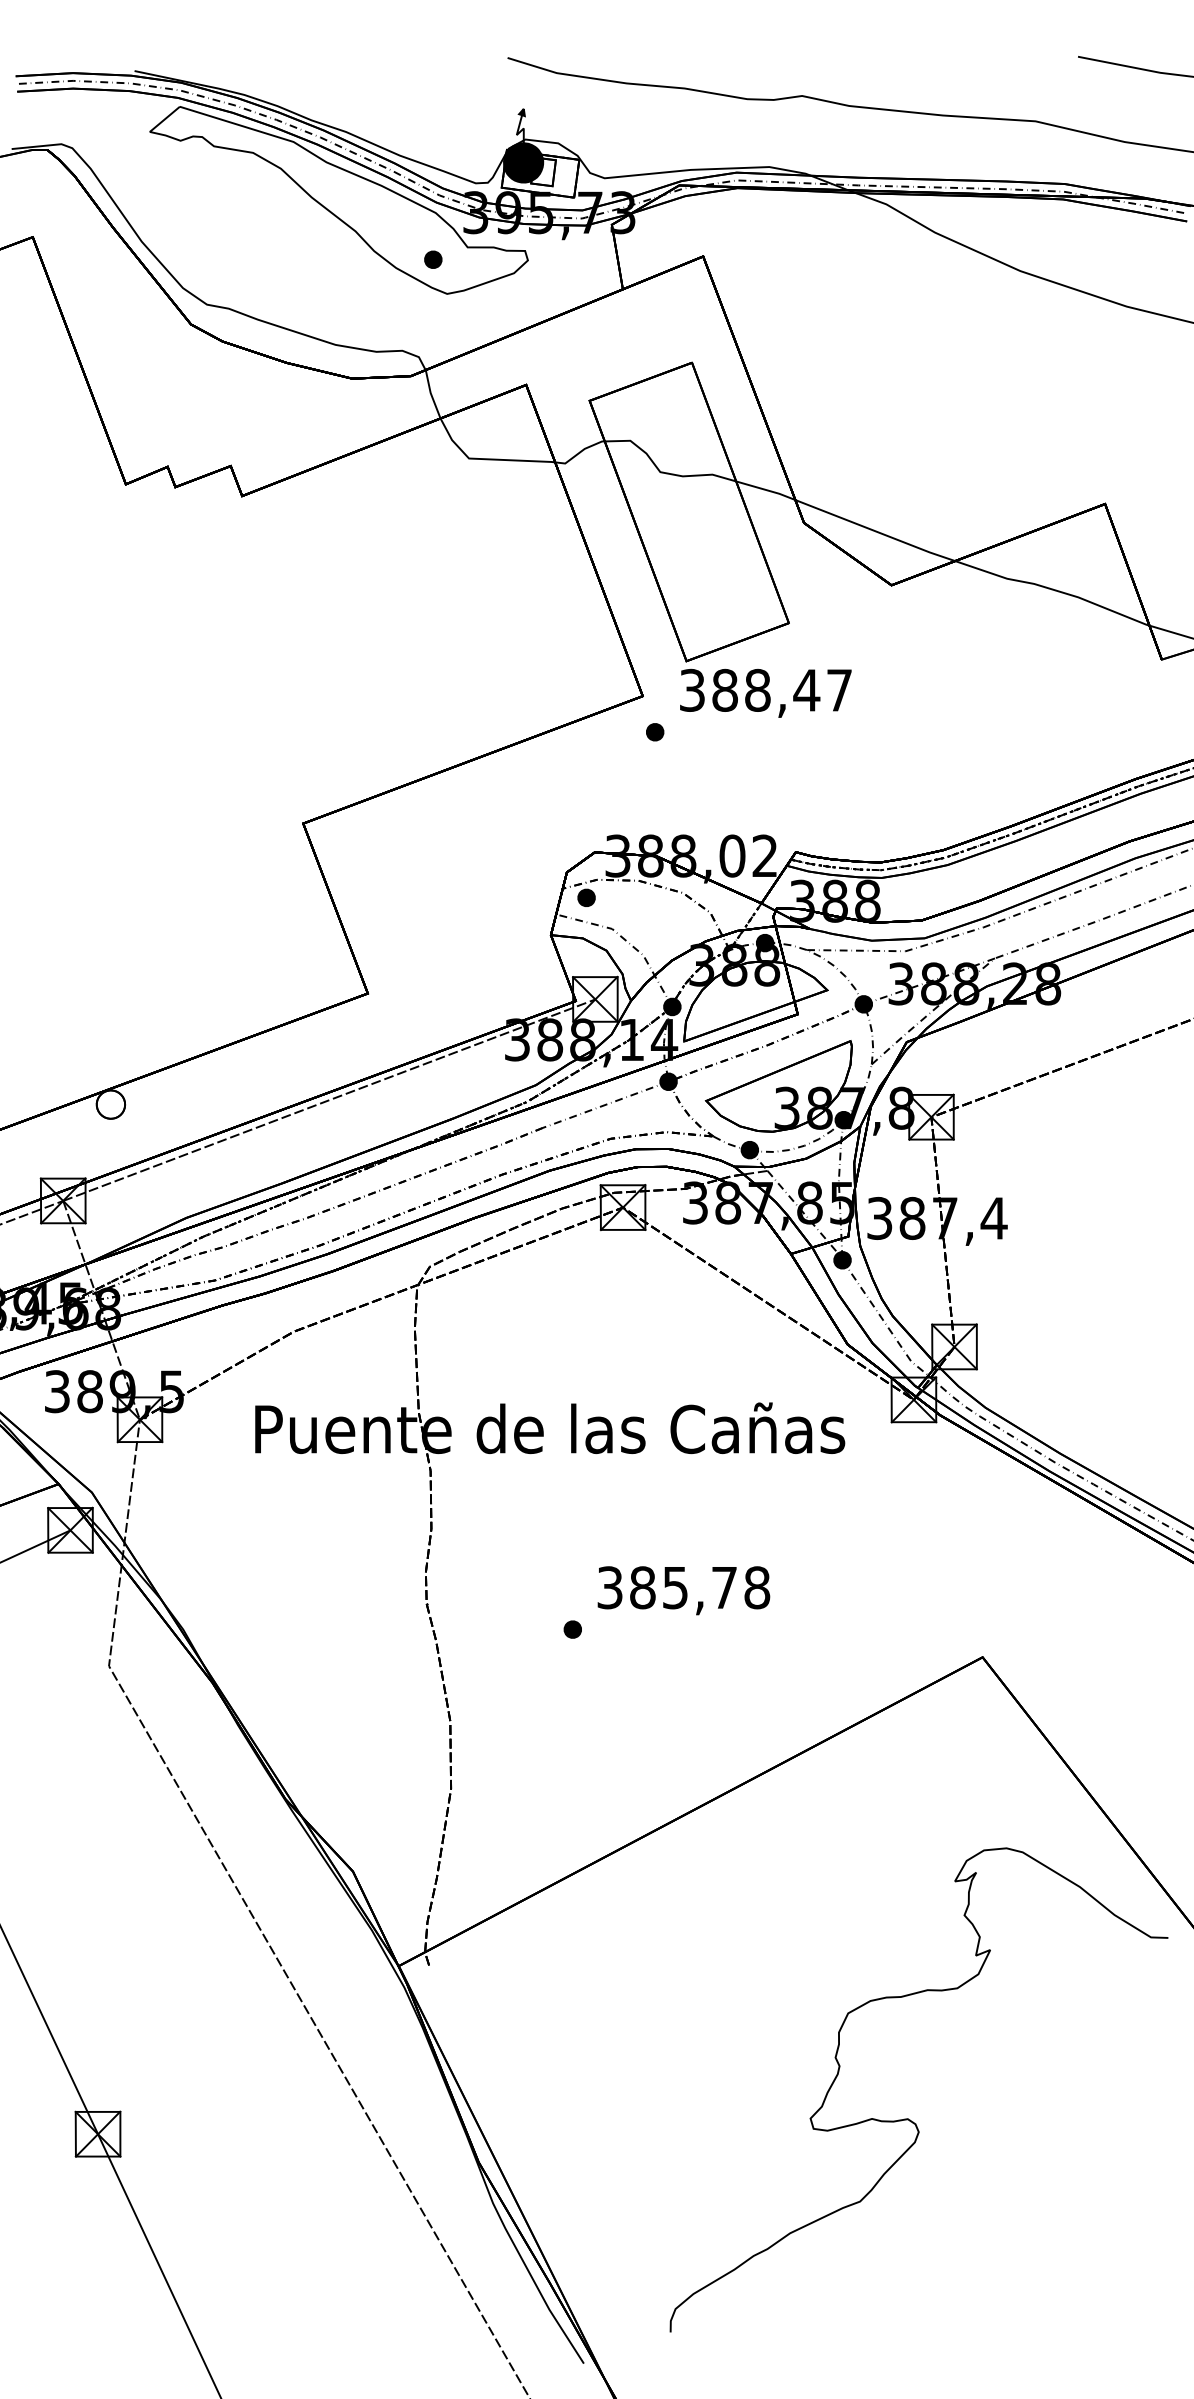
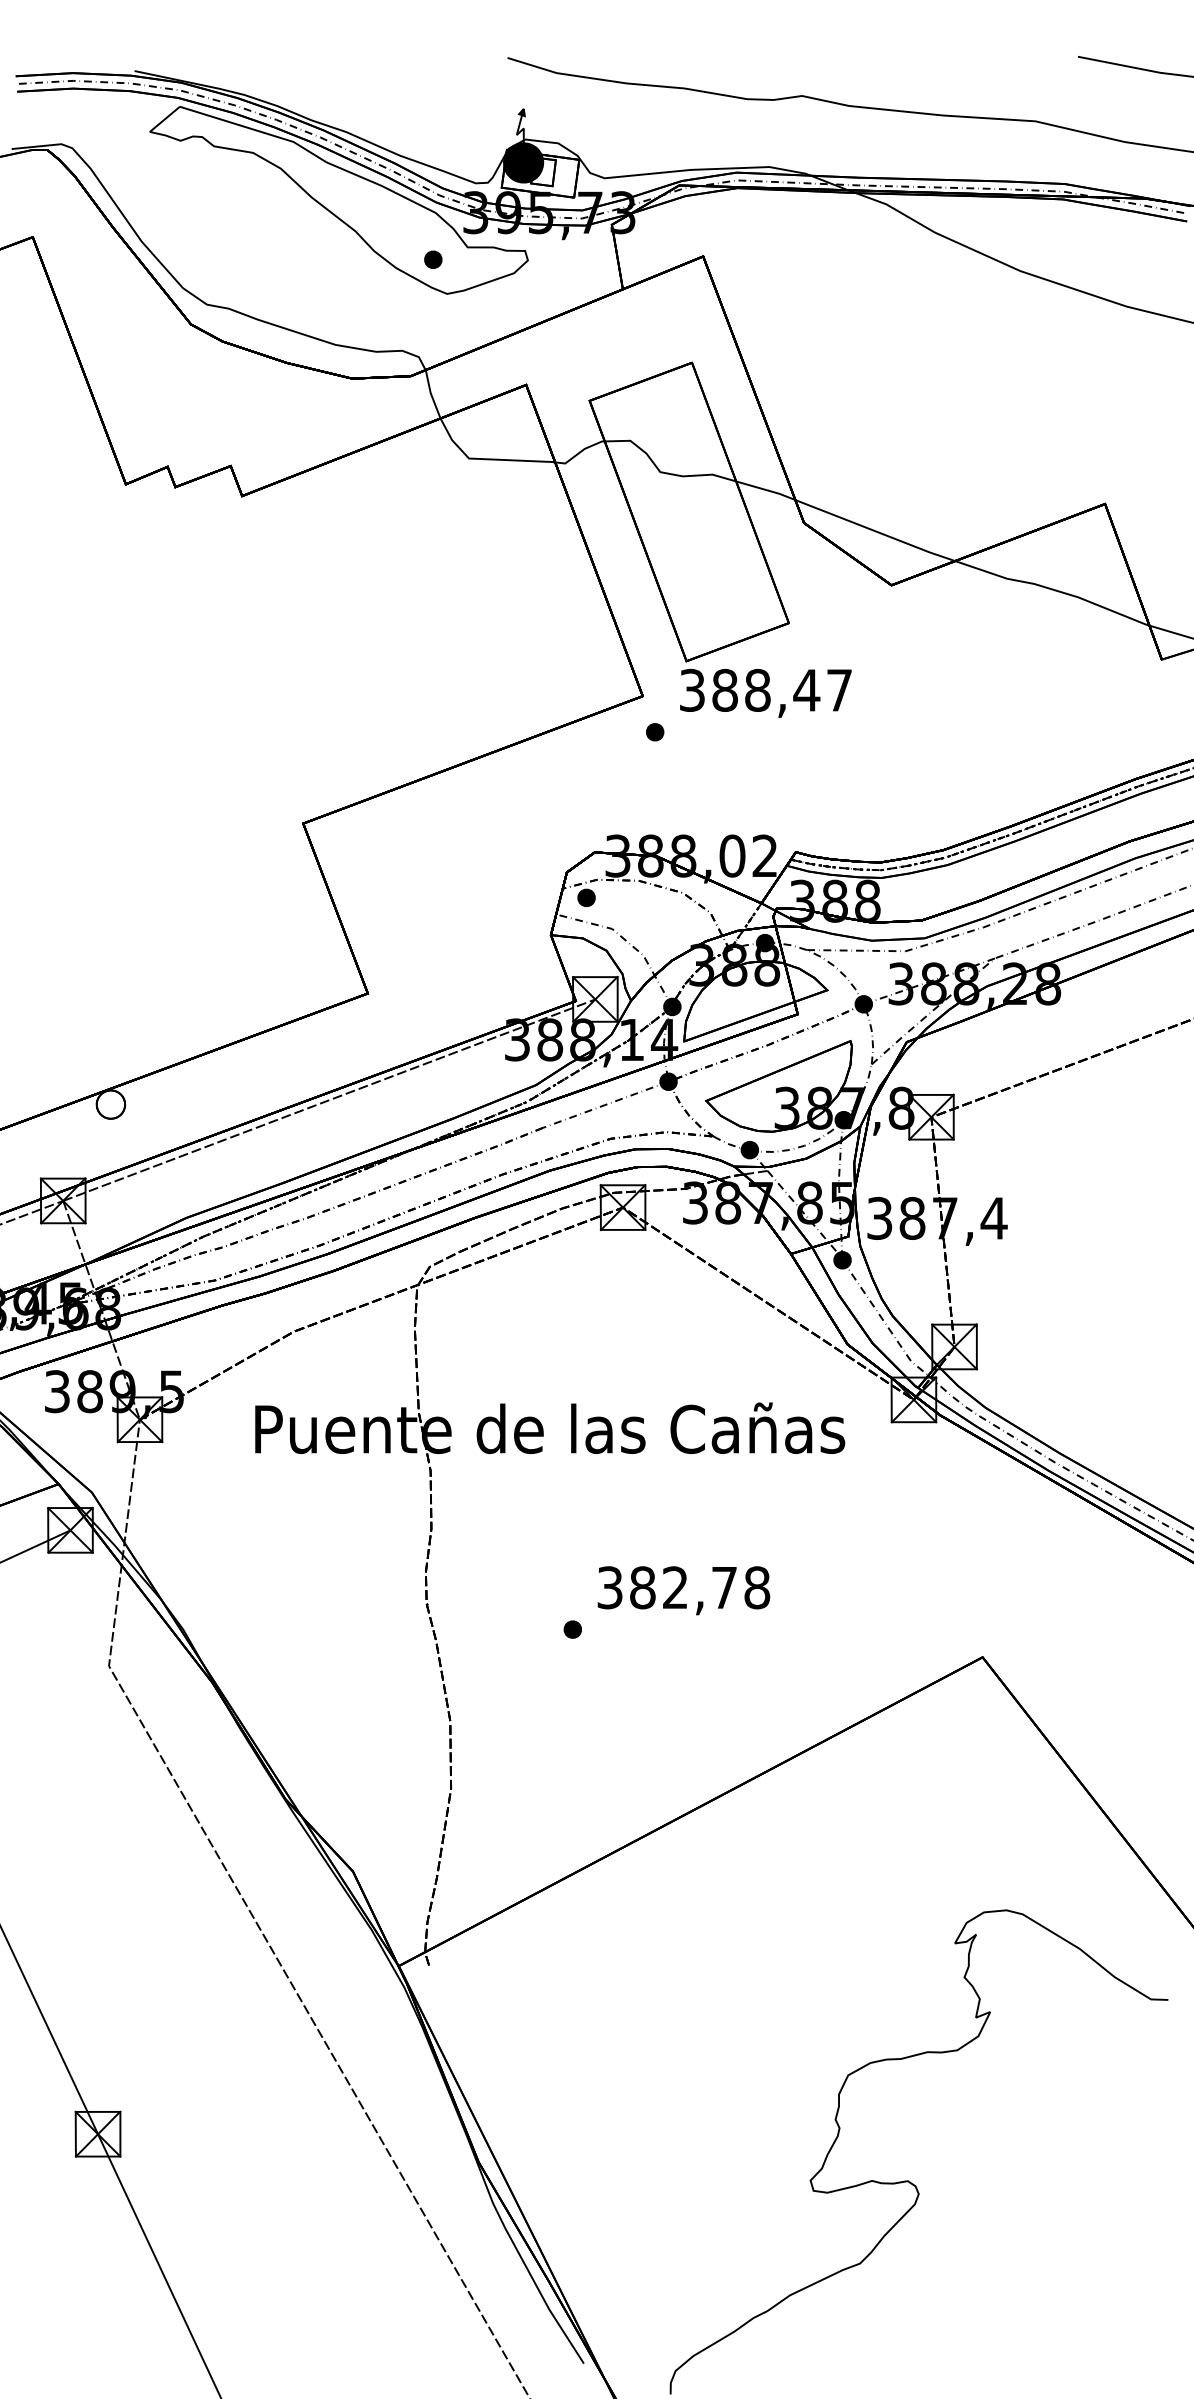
text: 385,78 -> 382,78 (675, 1587)
curve position: (908, 2118) -> (908, 2180) (908, 2180)
